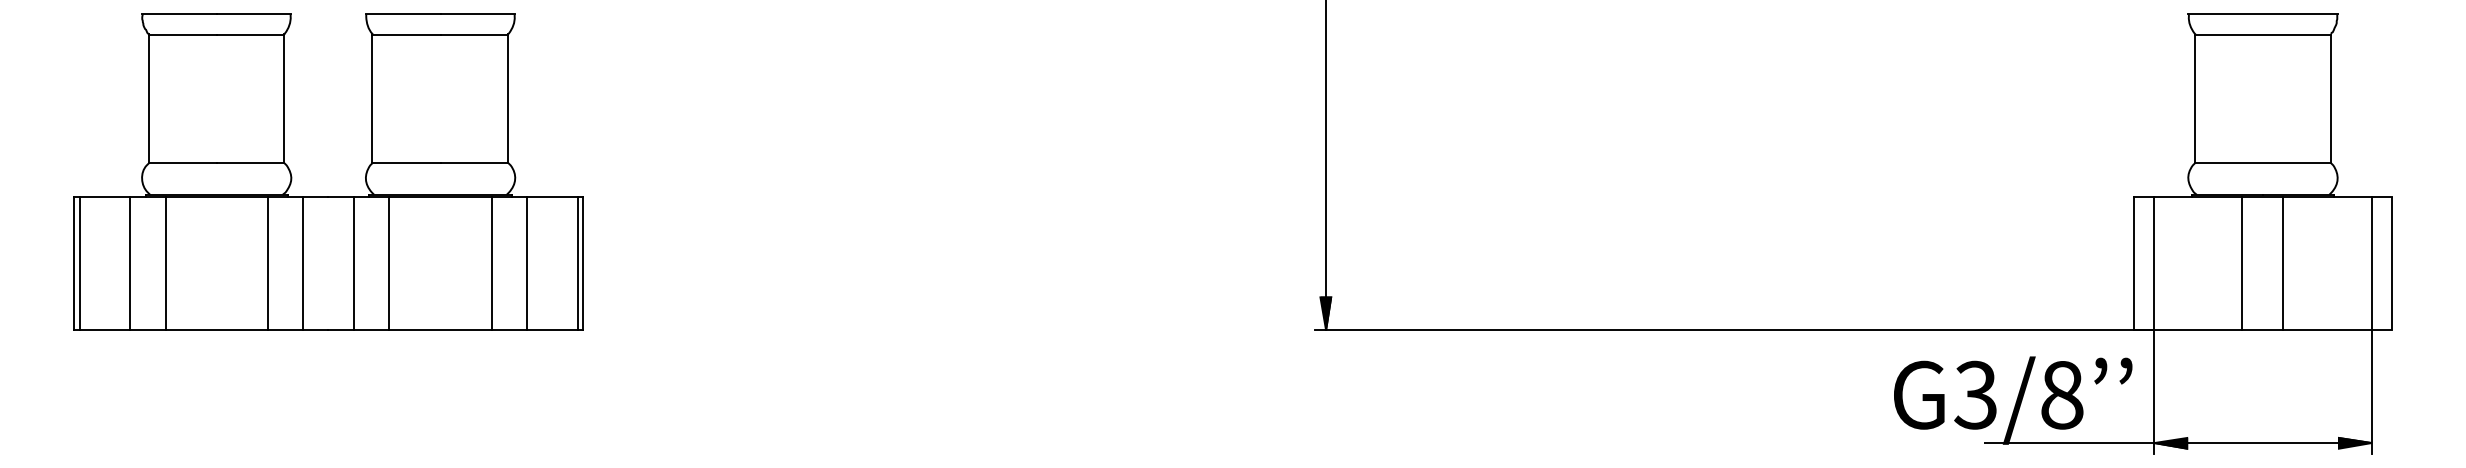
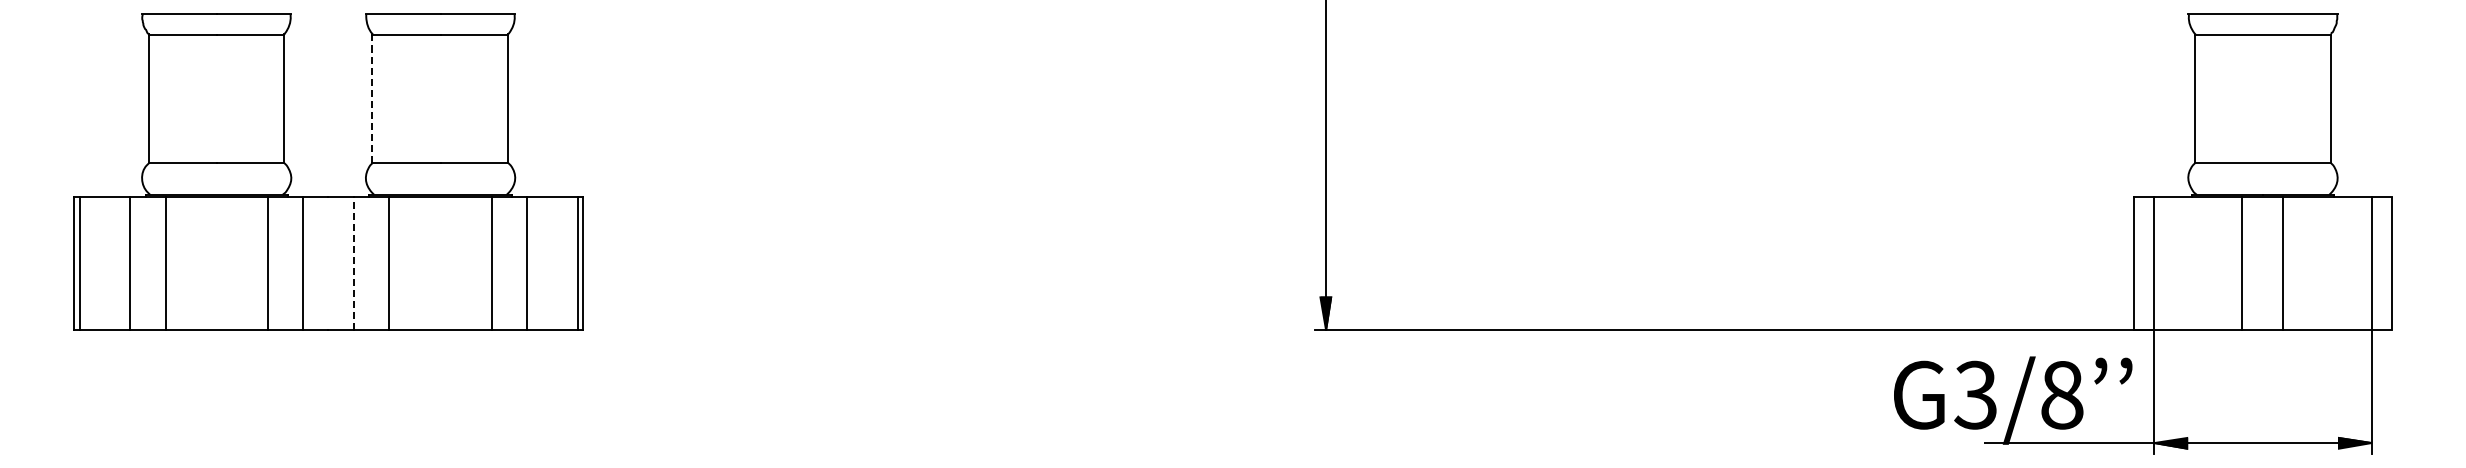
line: solid -> dashed (372, 99)
line: solid -> dashed (354, 263)
